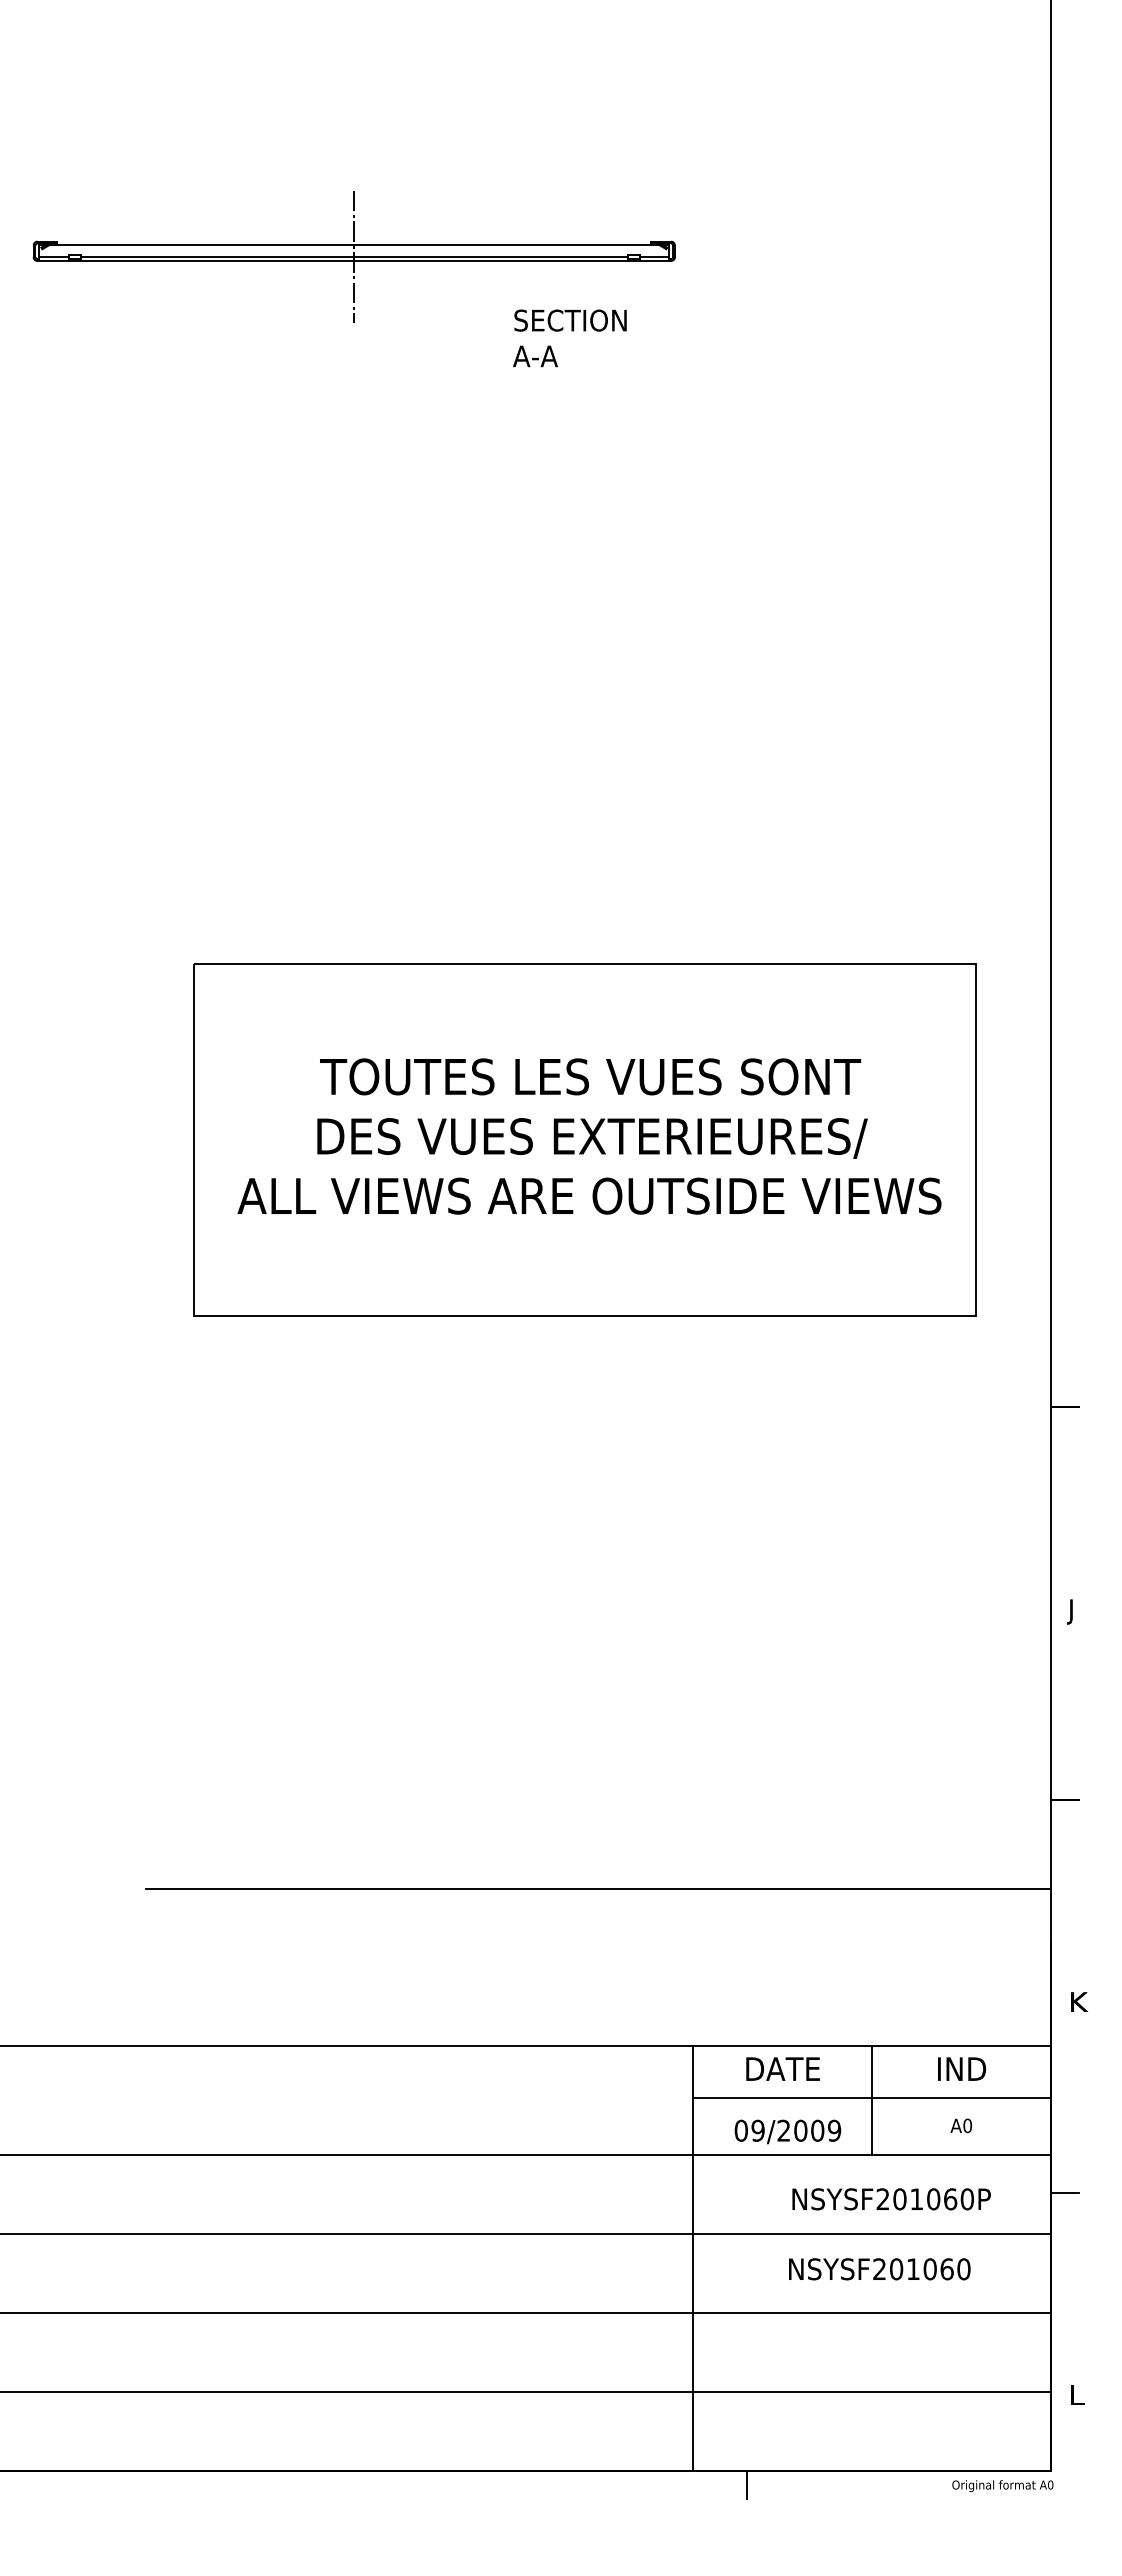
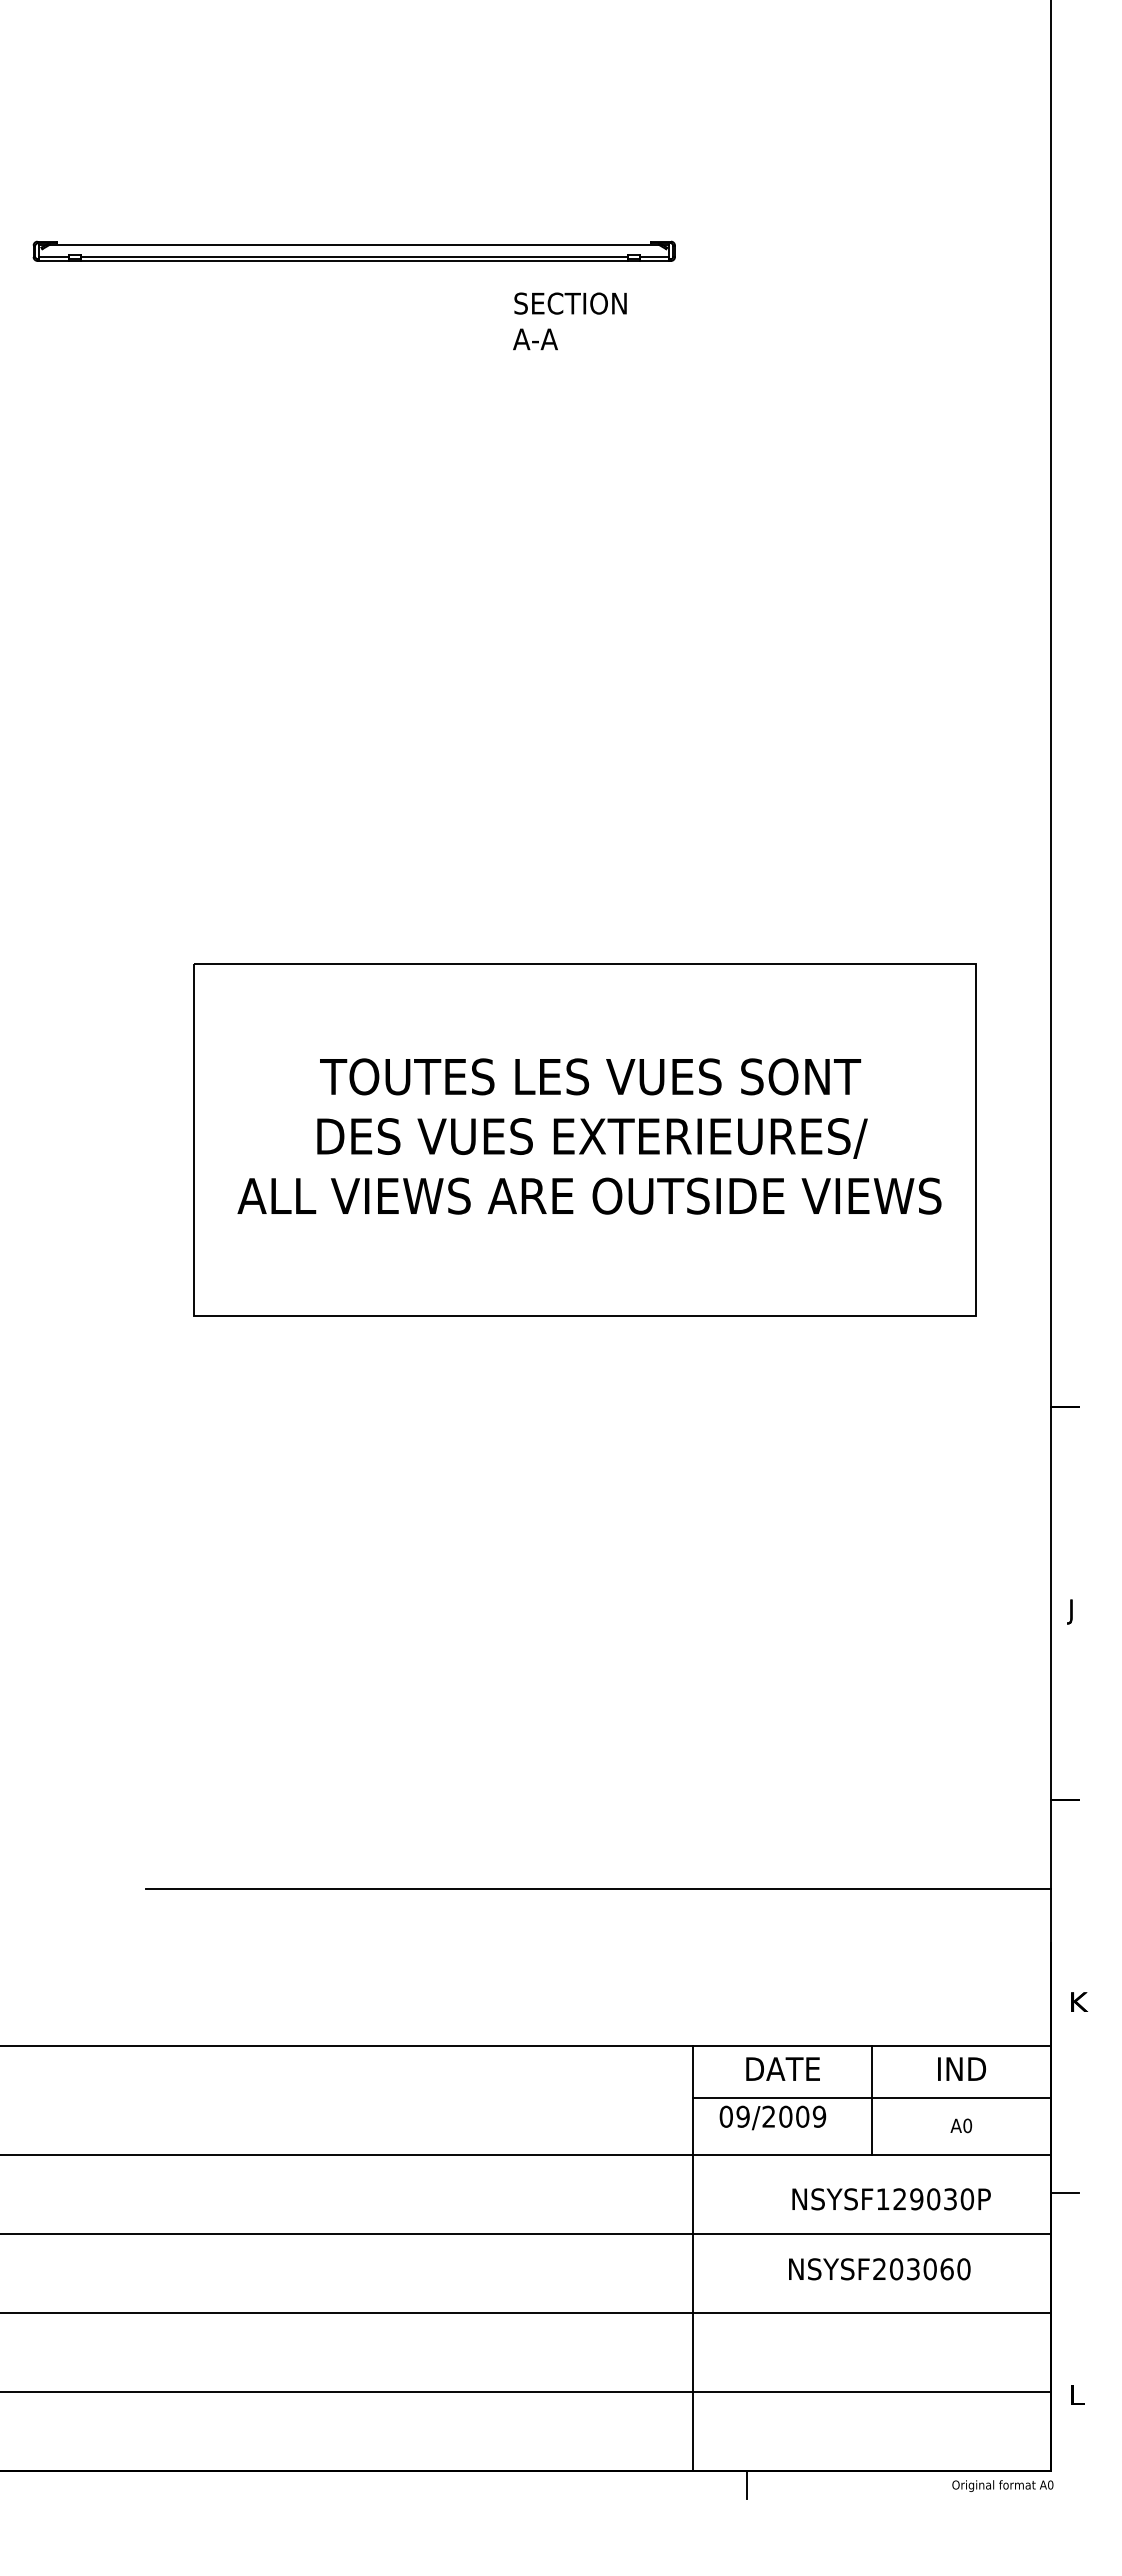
line: present -> none (354, 256)
text position: (569, 338) -> (569, 321) (569, 321)
text position: (787, 2131) -> (772, 2117) (772, 2117)
text: NSYSF201060P -> NSYSF129030P (916, 2199)
text: NSYSF201060 -> NSYSF203060 (913, 2269)
